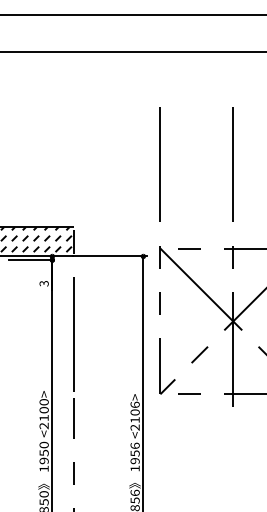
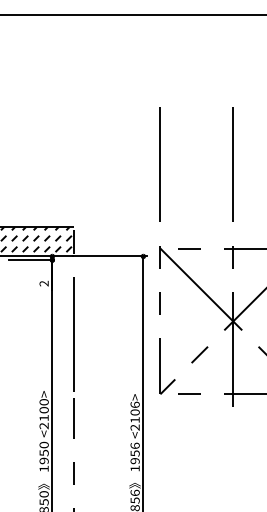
line: present -> none (132, 51)
text: 3 -> 2 (44, 283)
